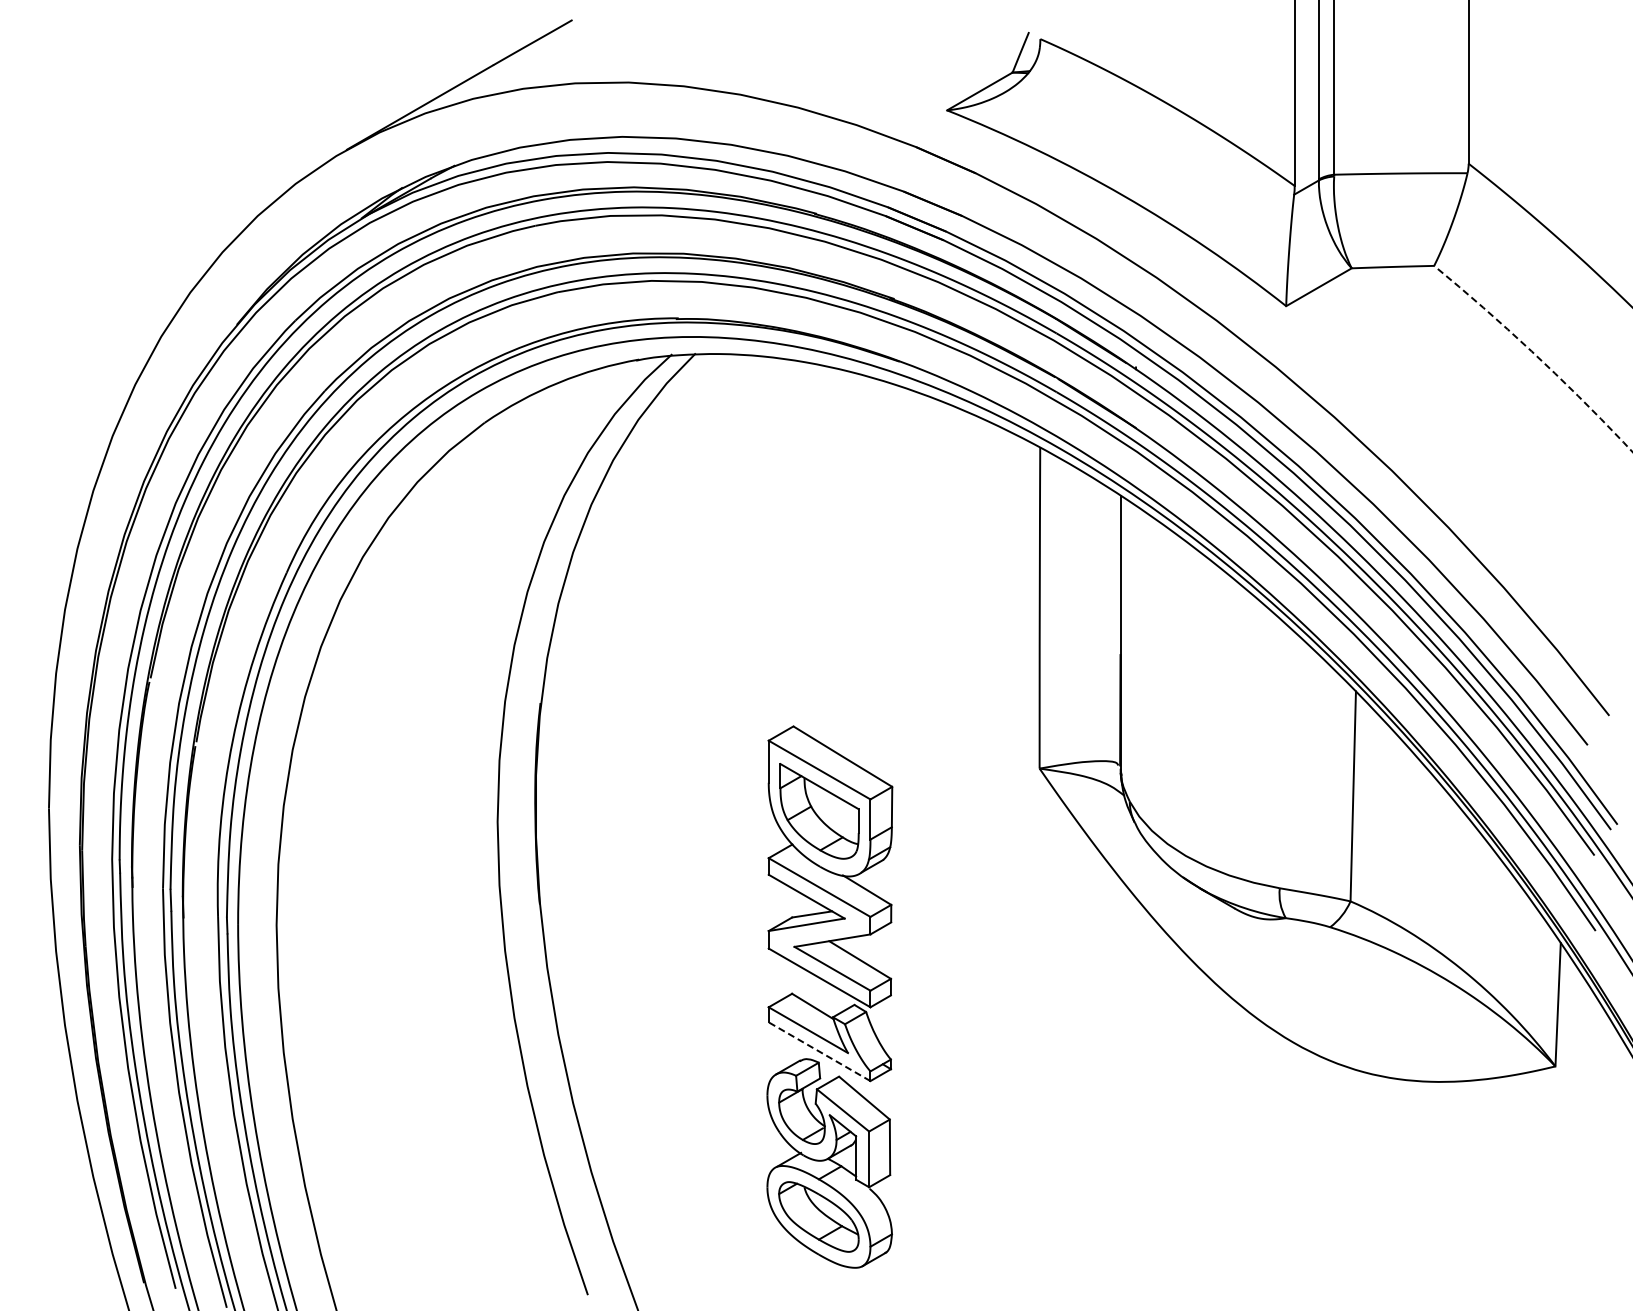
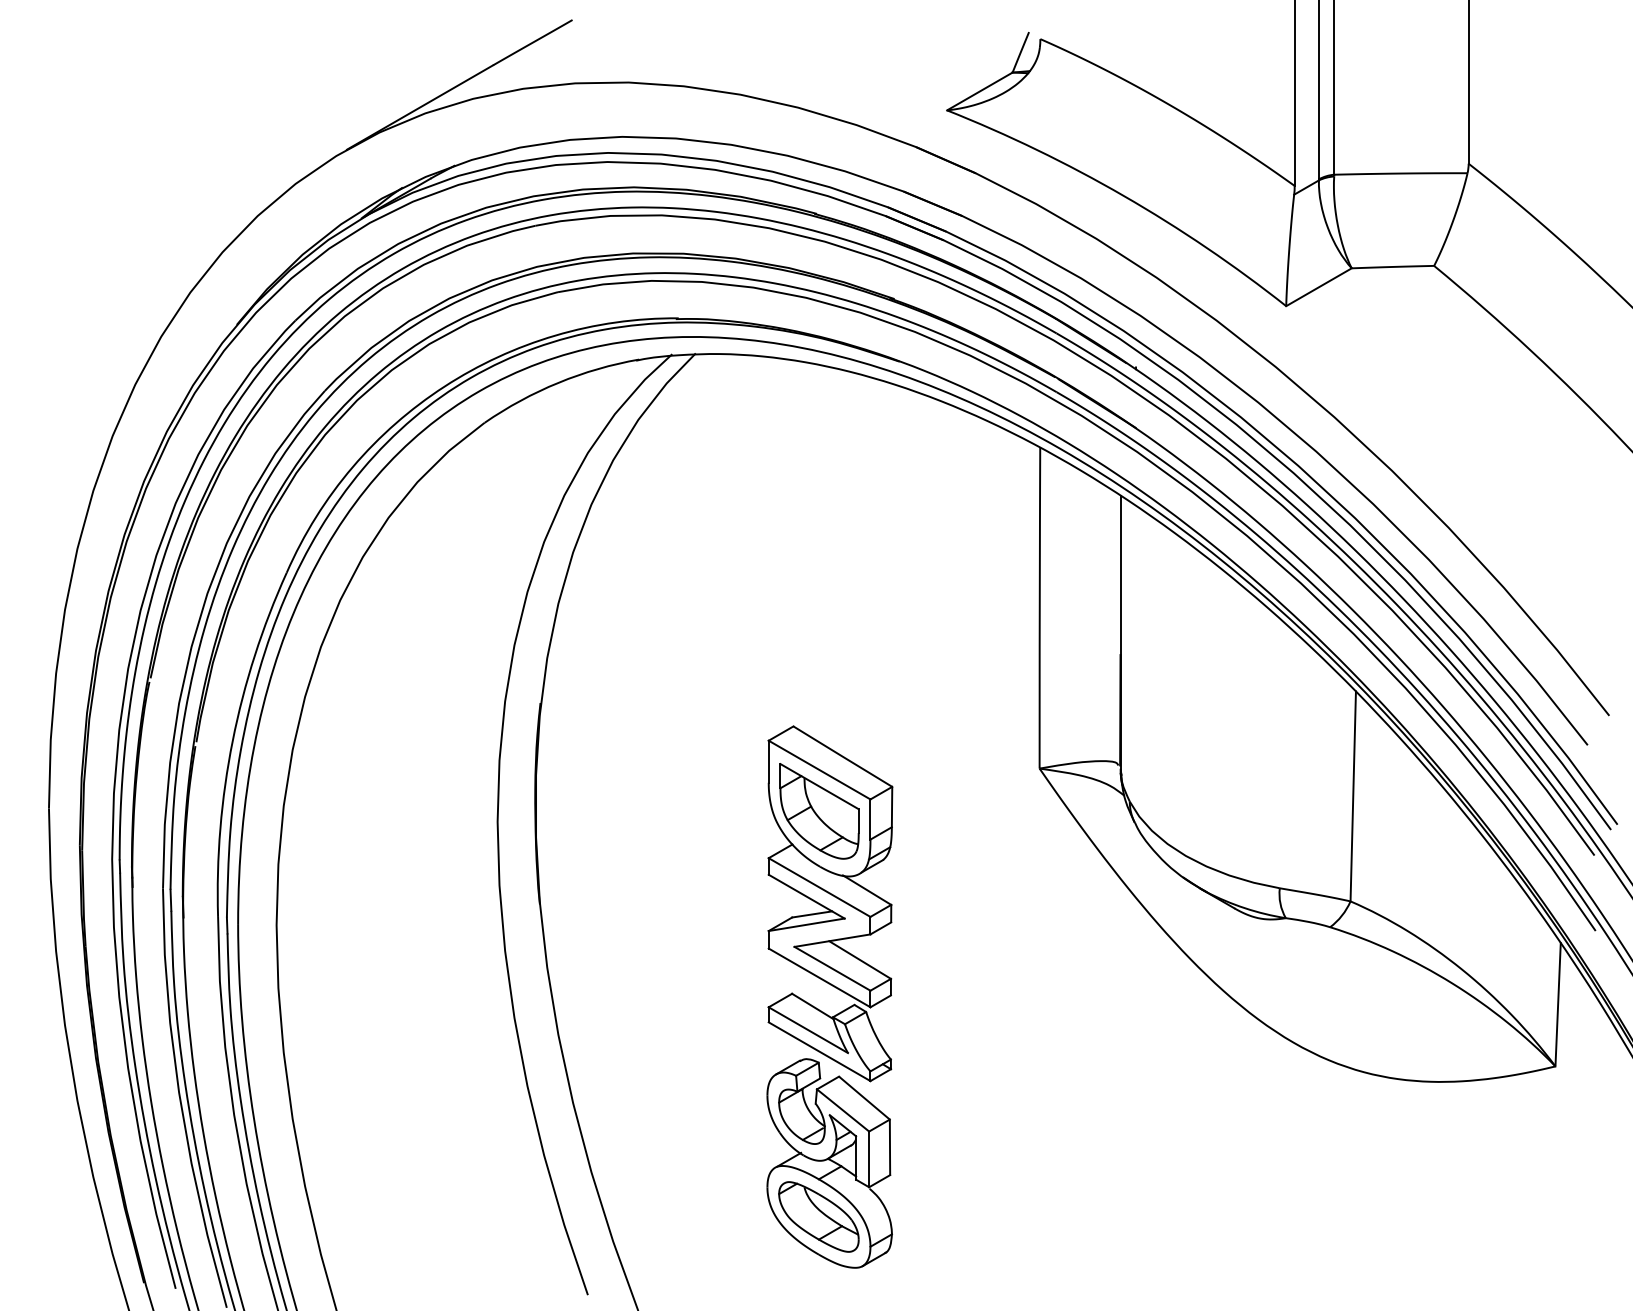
arc: dashed -> solid (1536, 355)
line: dashed -> solid (819, 1051)
